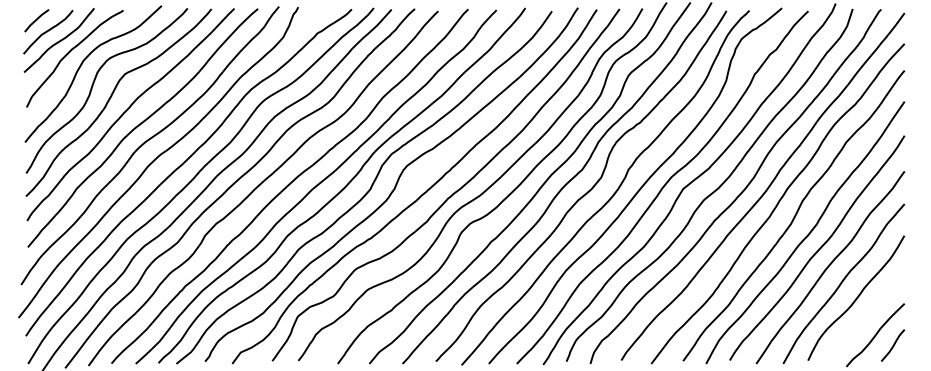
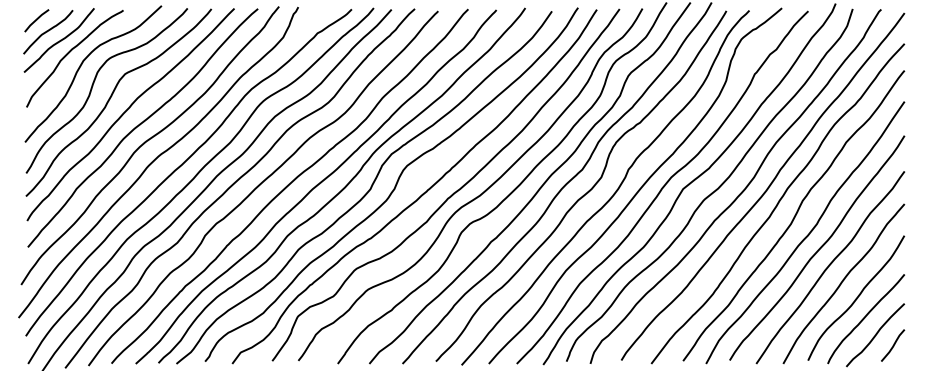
curve: none -> present (865, 318)
